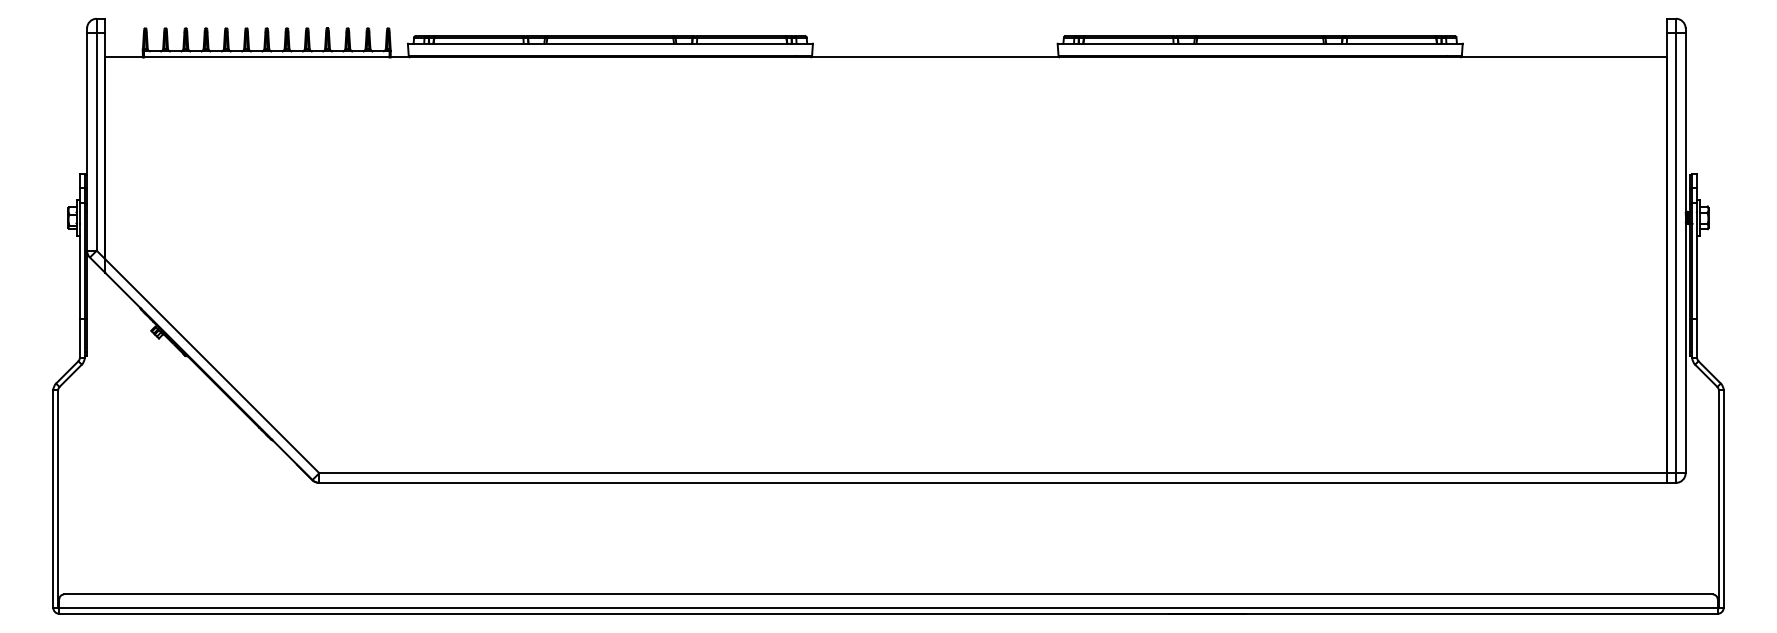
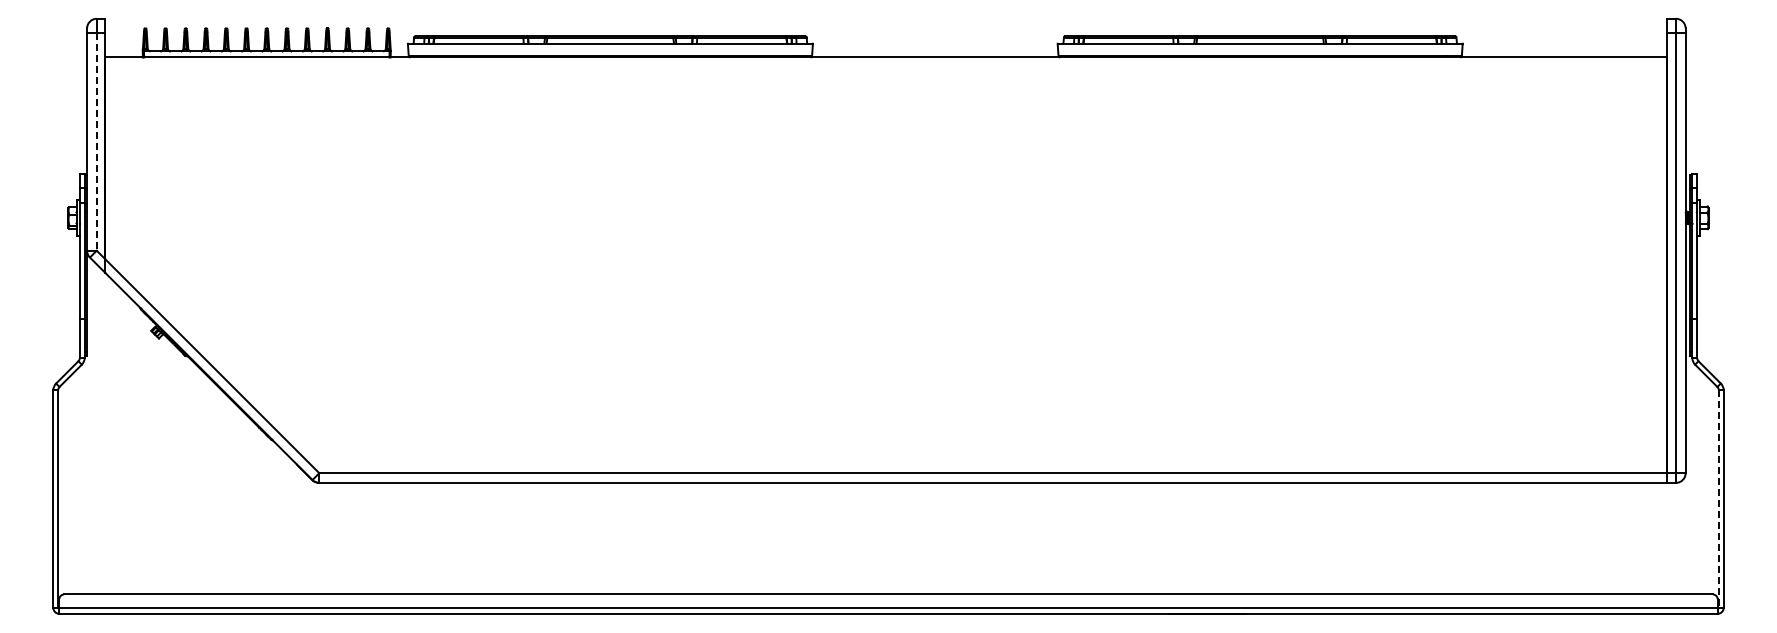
line: solid -> dashed (96, 142)
line: solid -> dashed (1718, 499)
